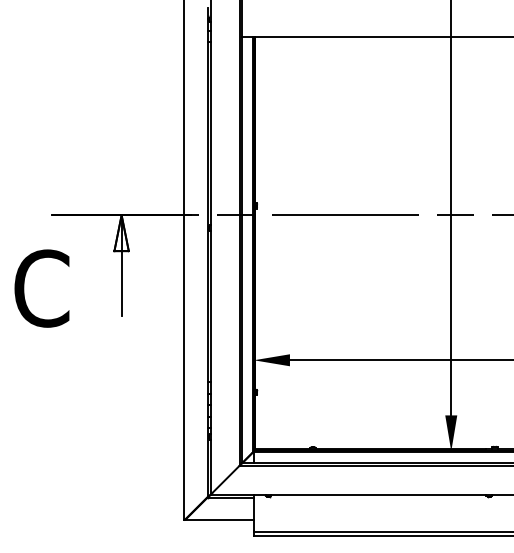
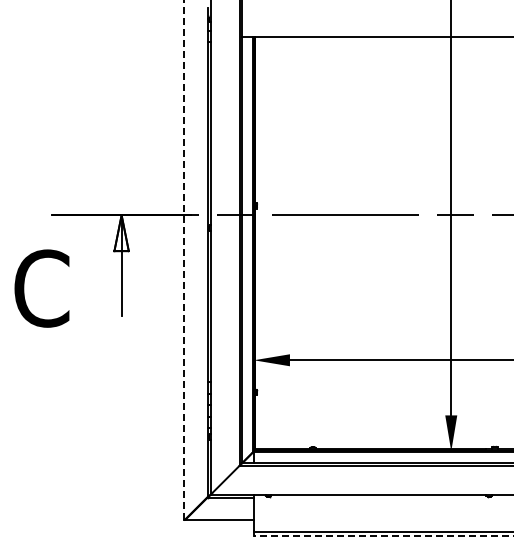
line: solid -> dashed (184, 260)
line: solid -> dashed (383, 536)
